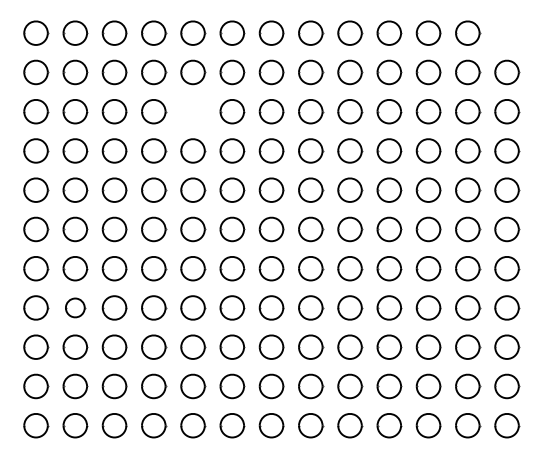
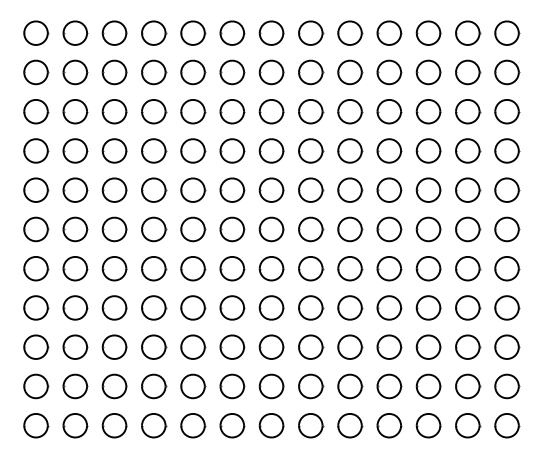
part: none -> present (507, 32)
part: none -> present (193, 111)
part size: 22x22 px -> 27x26 px (75, 307)
